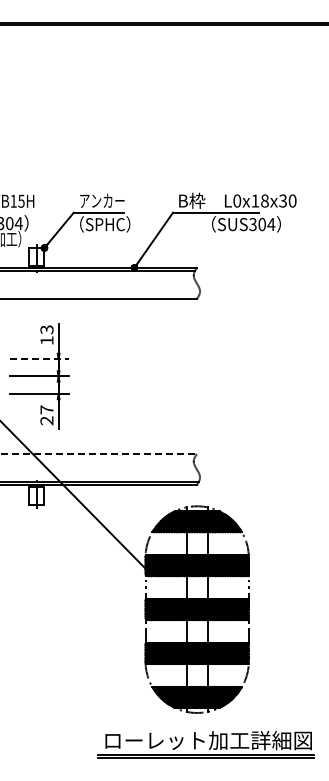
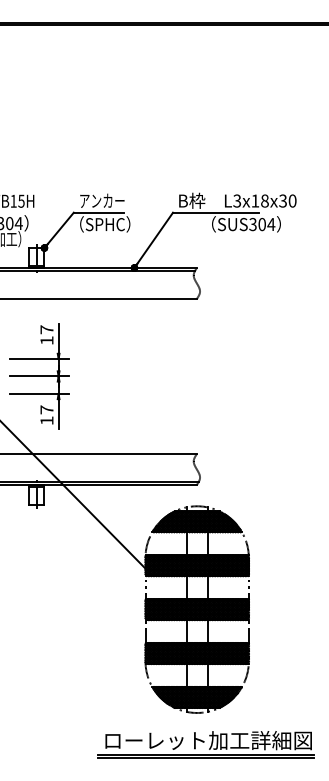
text: L0x18x30 -> L3x18x30 (237, 200)
text: 13 -> 17 (46, 329)
line: dashed -> solid (40, 358)
text: 27 -> 17 (46, 420)
line: dashed -> solid (99, 453)
